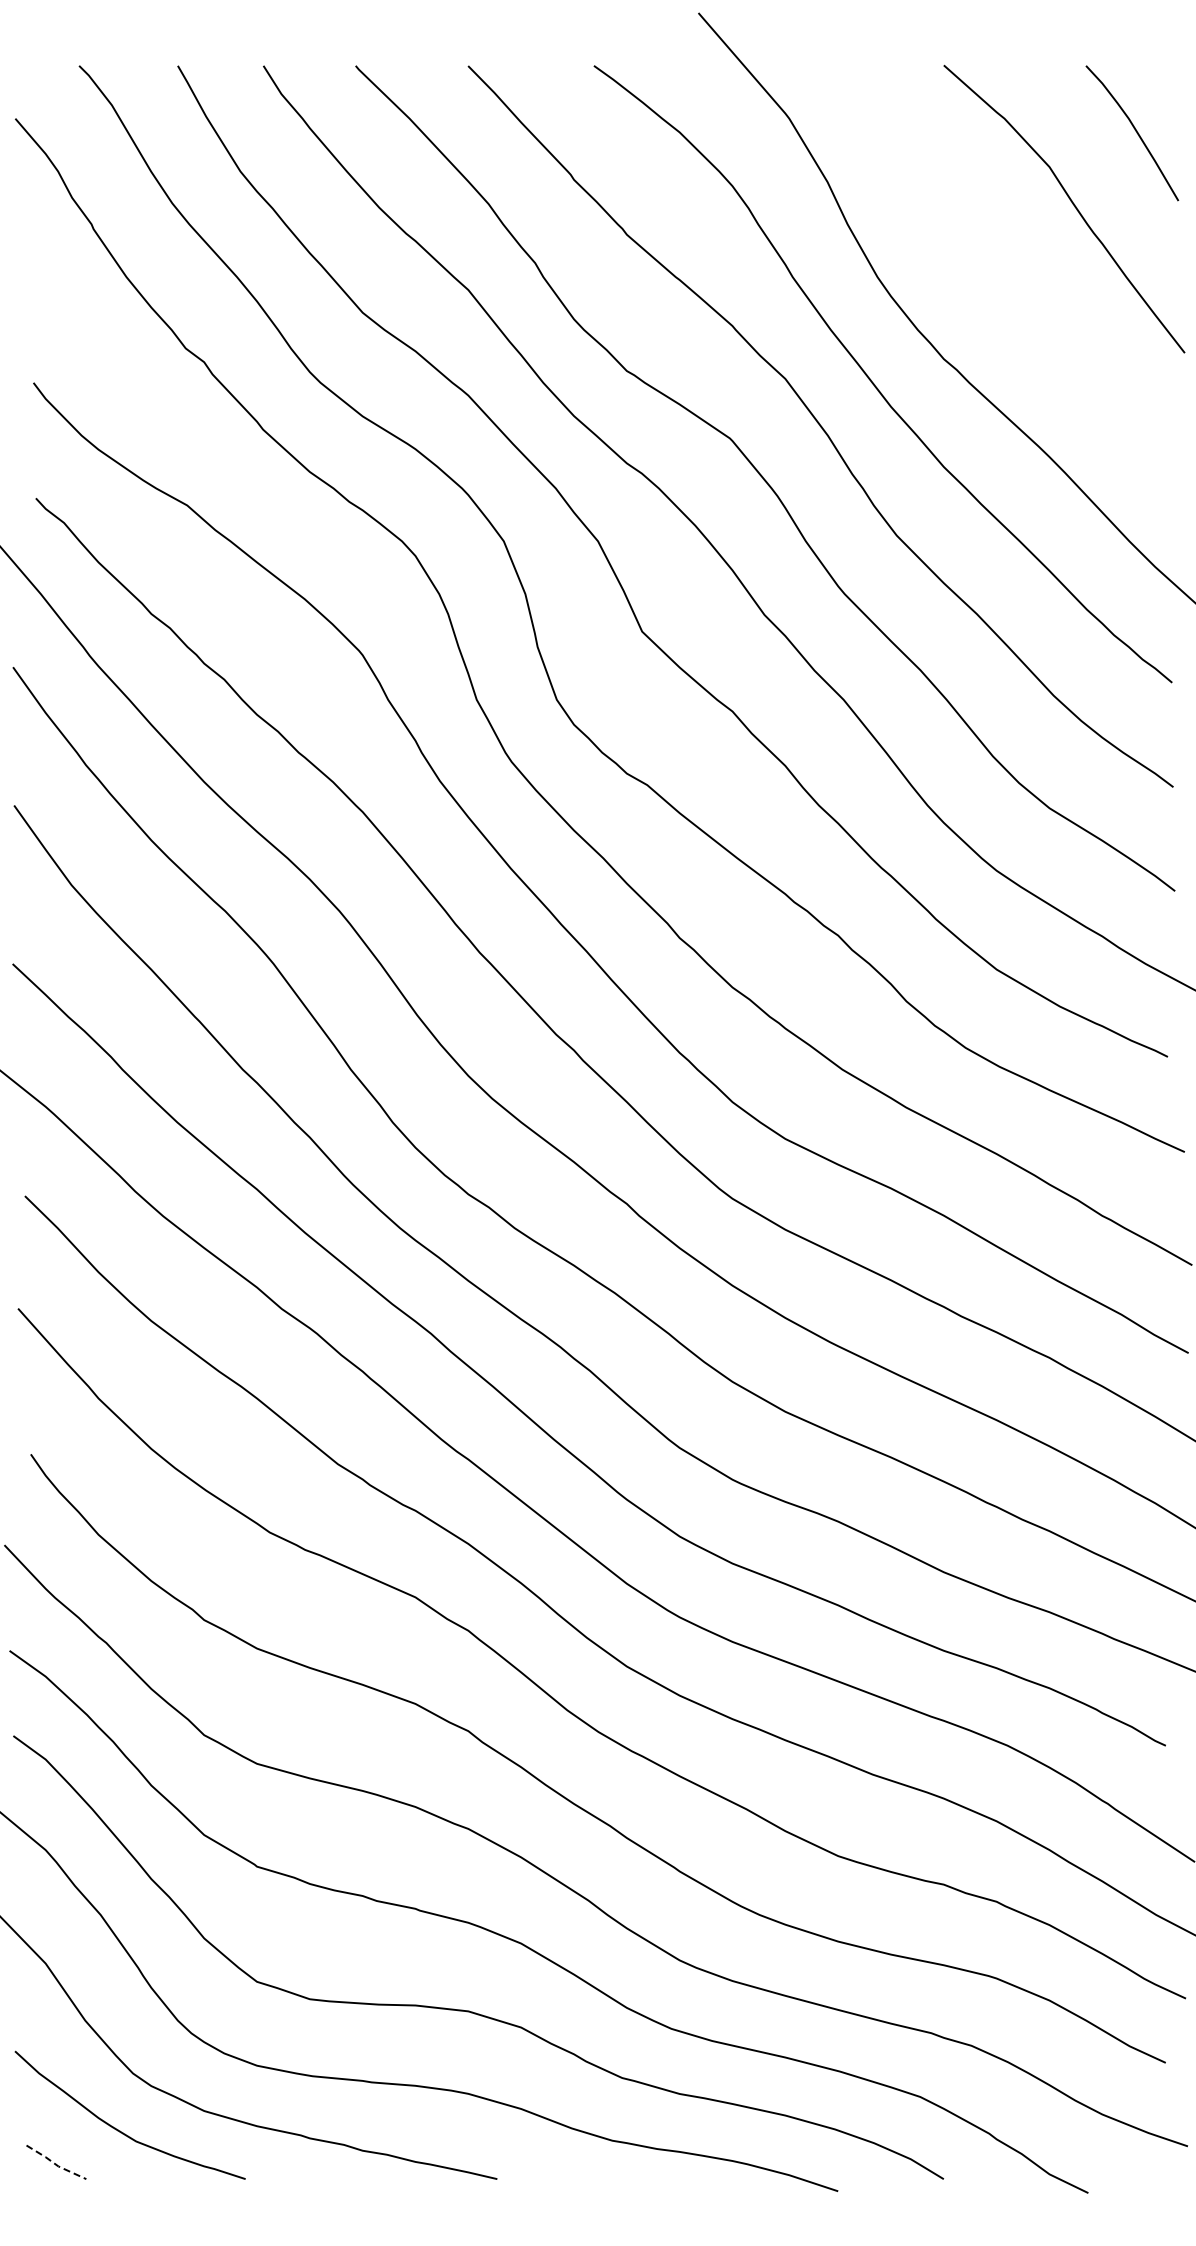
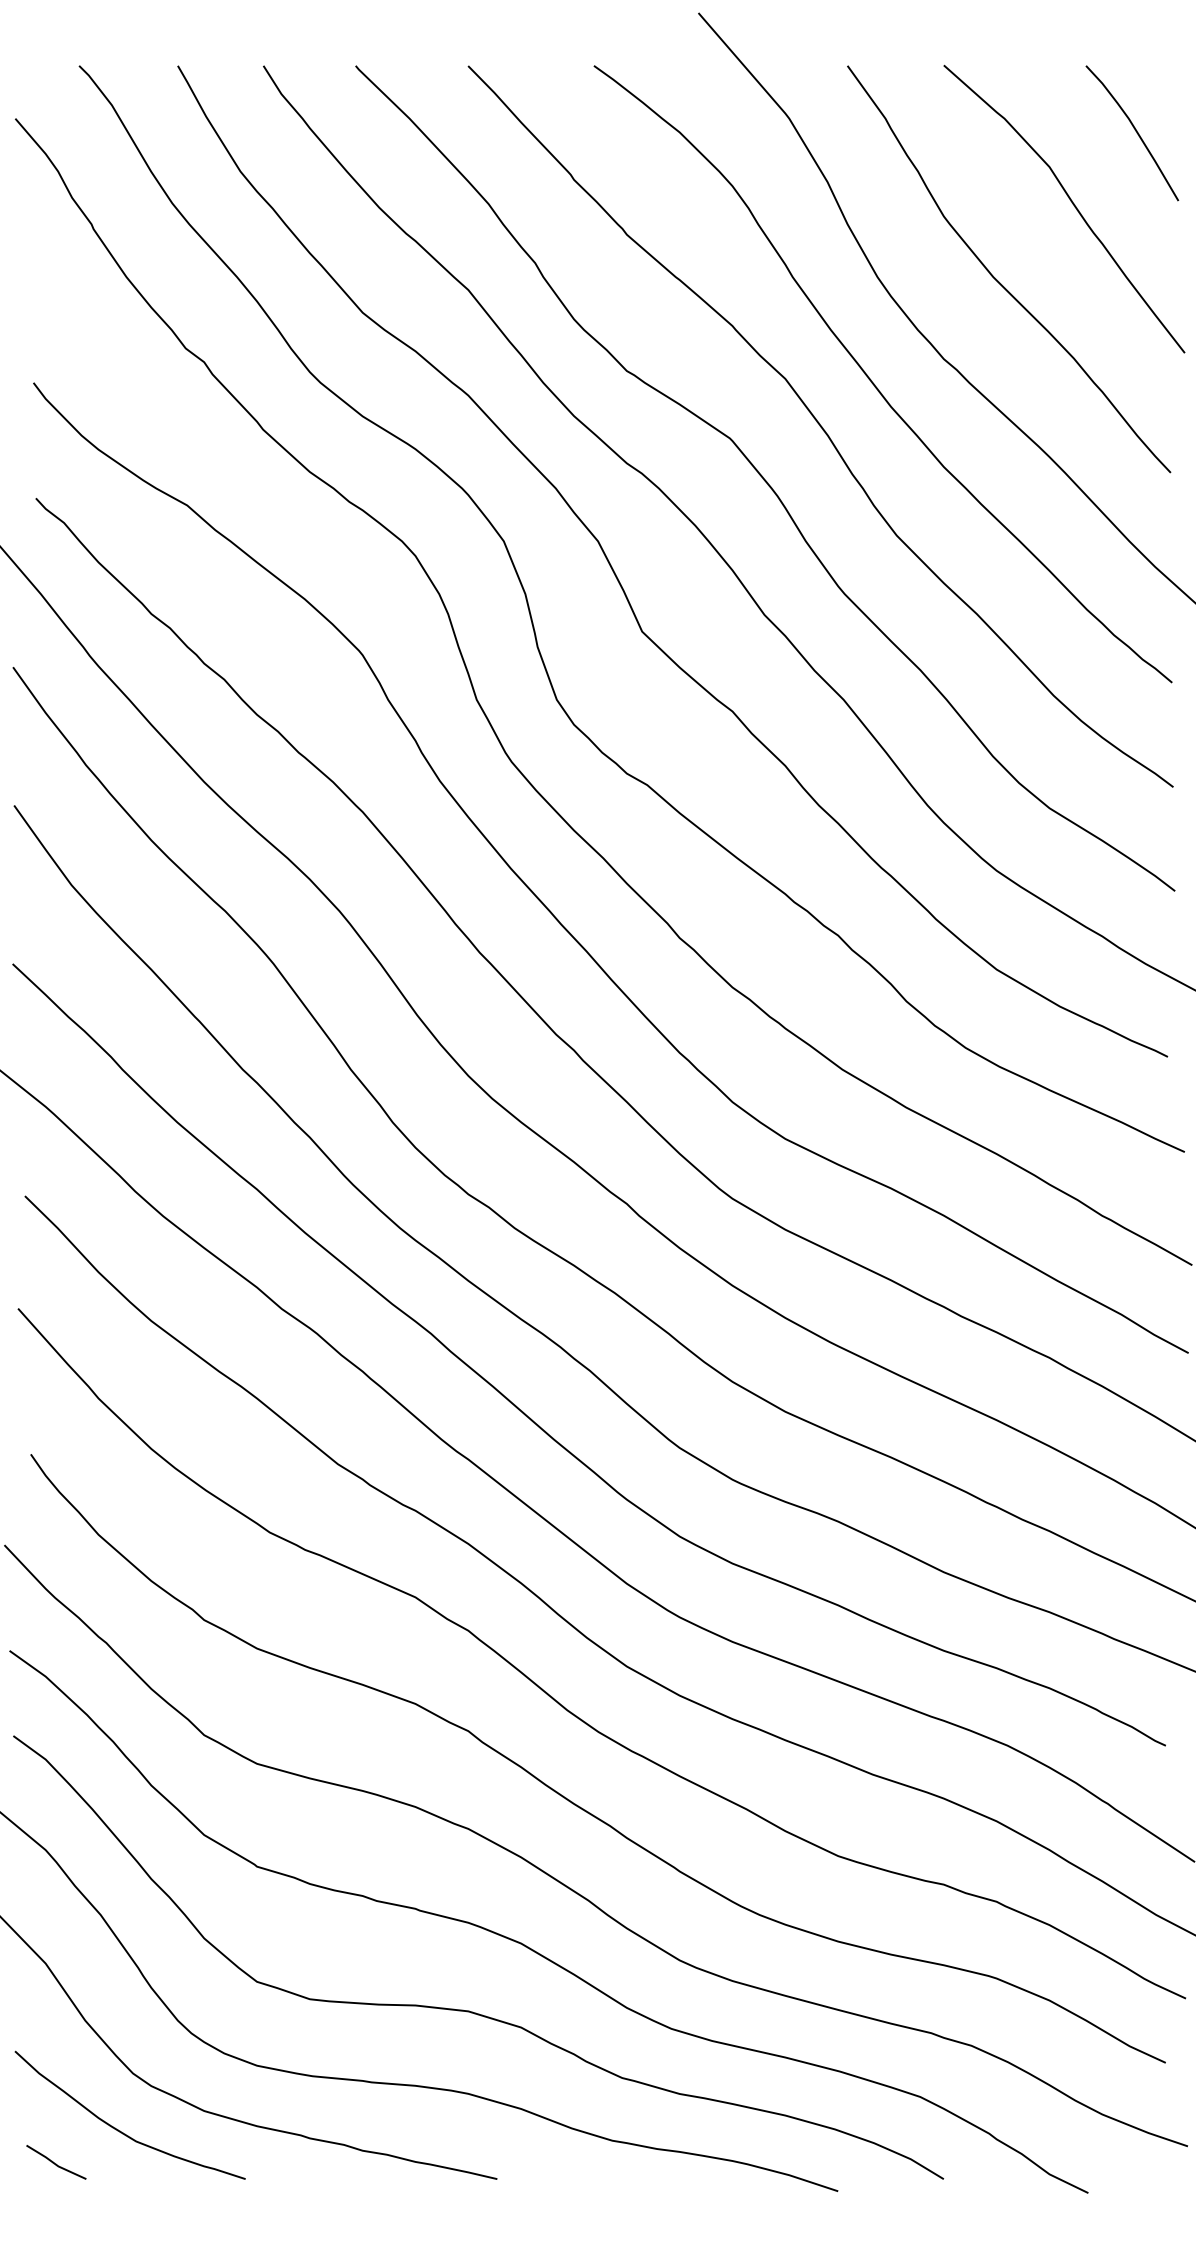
curve: none -> present (998, 280)
line: dashed -> solid (55, 2164)
